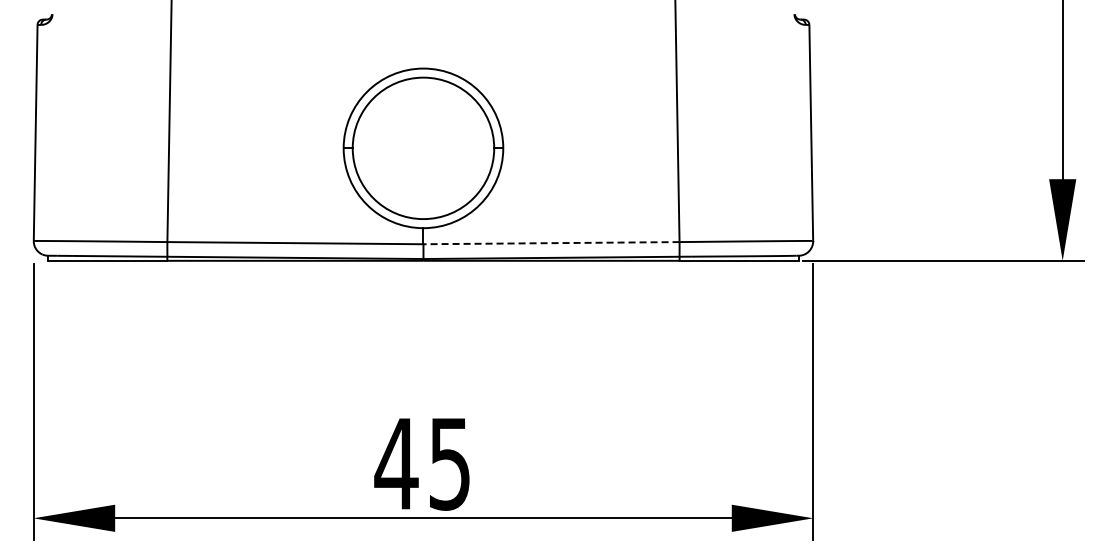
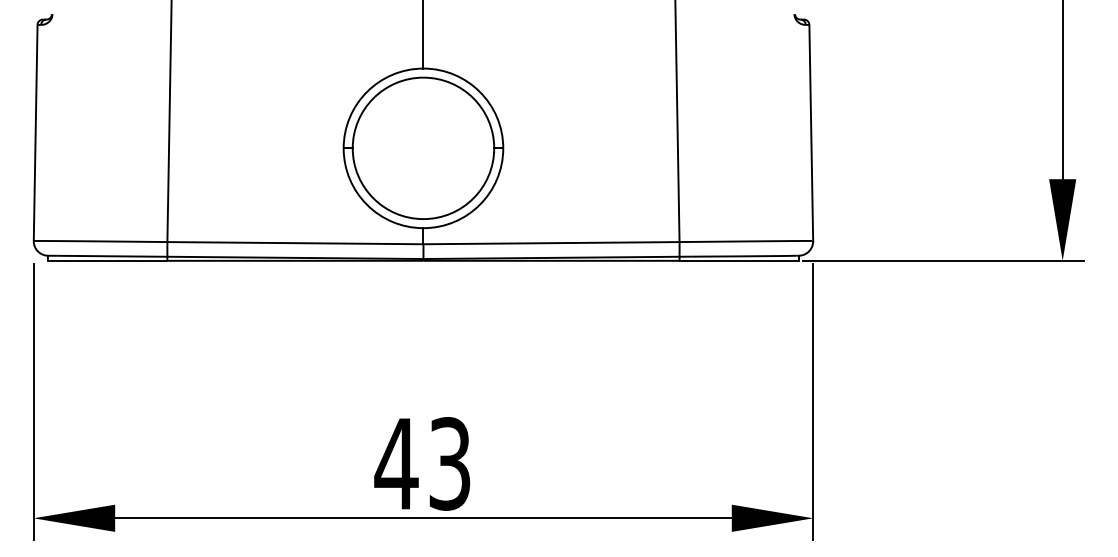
line: none -> present (423, 35)
line: dashed -> solid (551, 243)
text: 45 -> 43 (450, 463)
